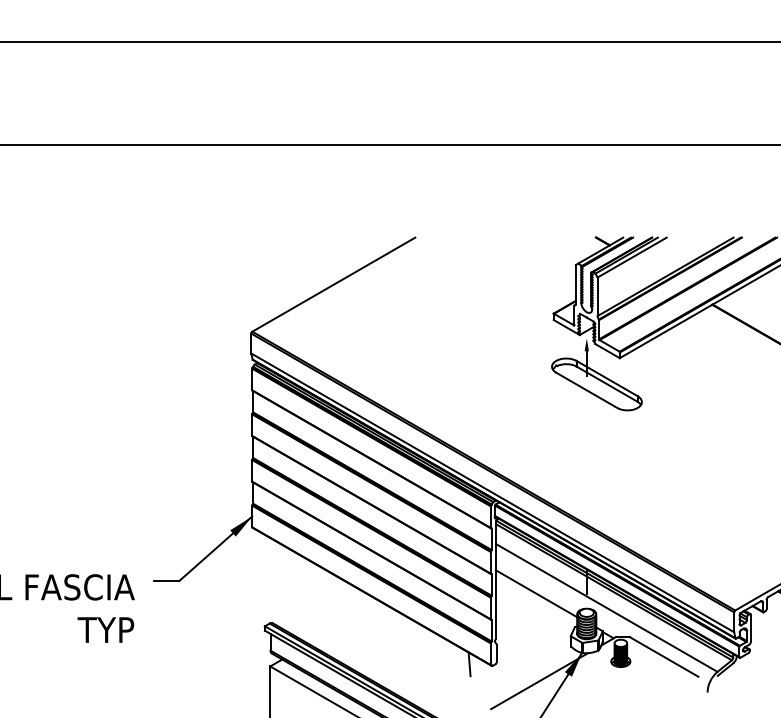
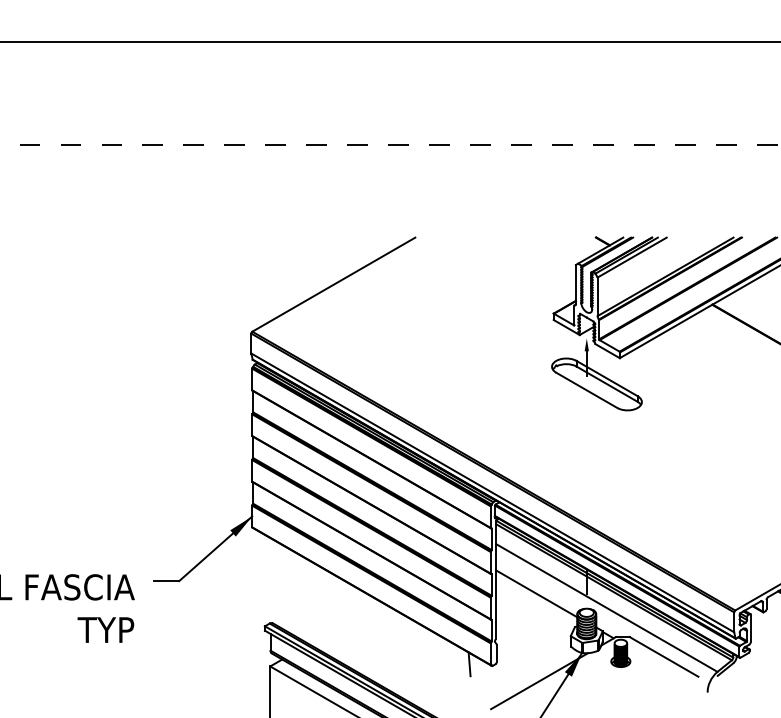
line: solid -> dashed (390, 144)
